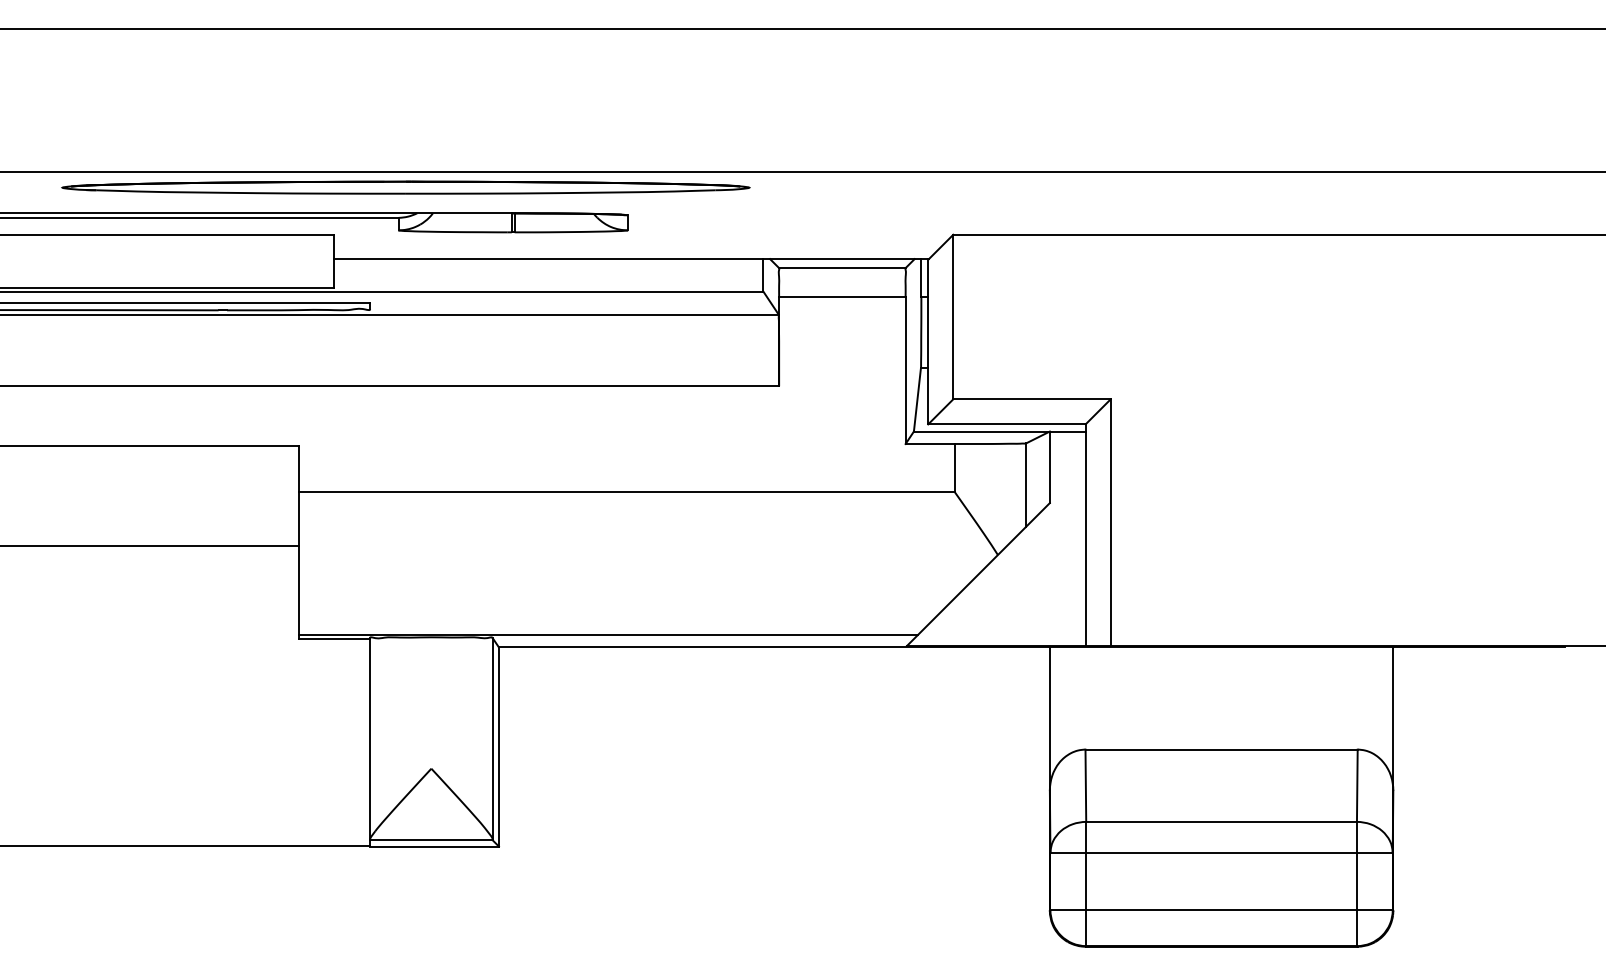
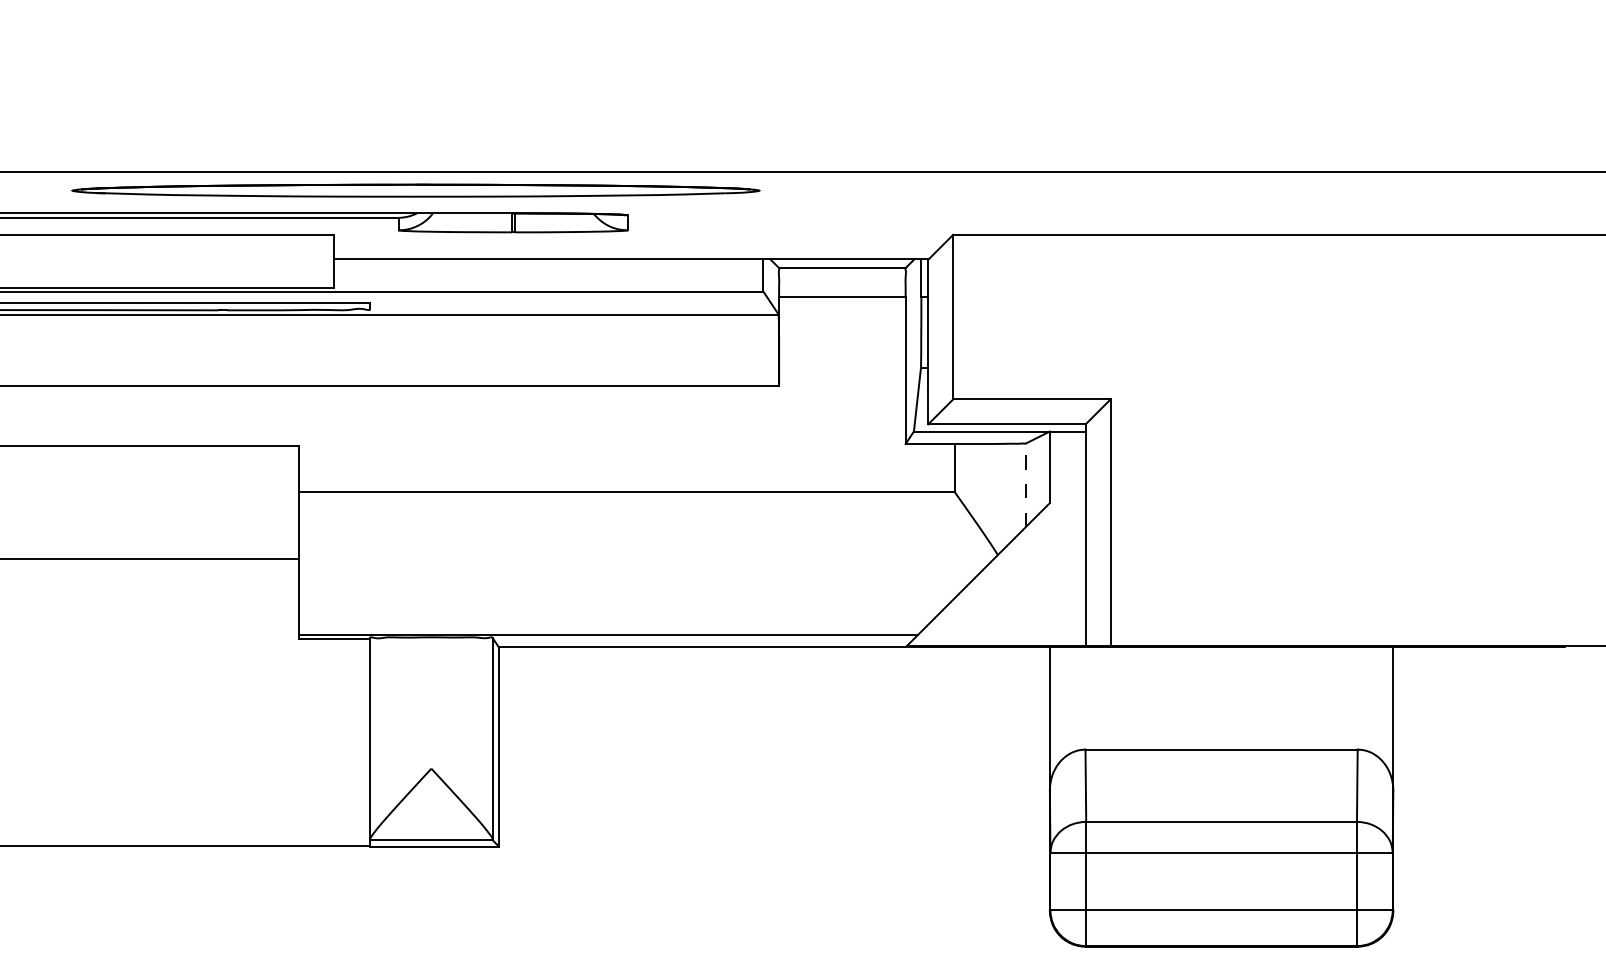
line: present -> none (802, 29)
part position: (405, 187) -> (415, 190) (415, 190)
line: solid -> dashed (1026, 485)
line position: (150, 546) -> (150, 559) (150, 559)
